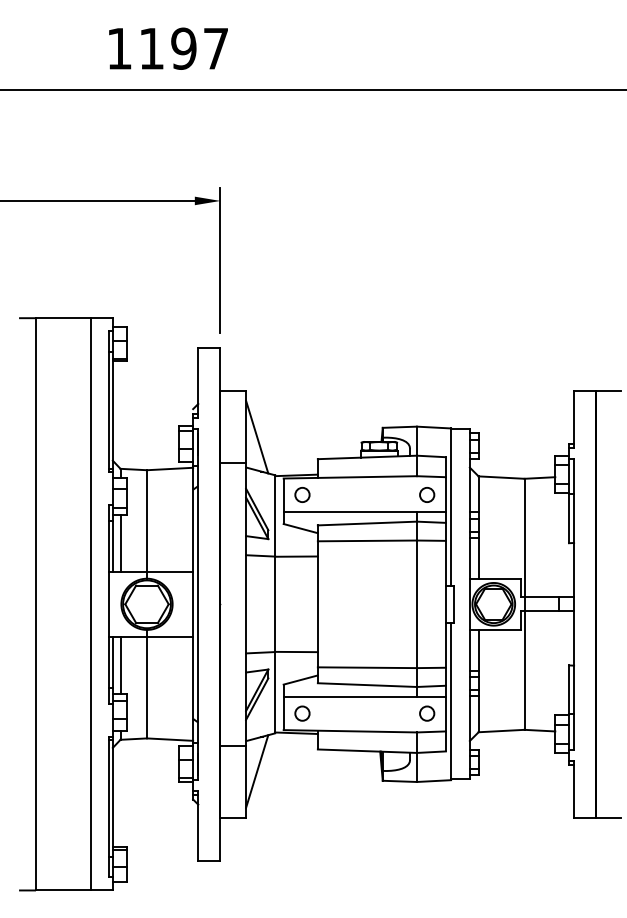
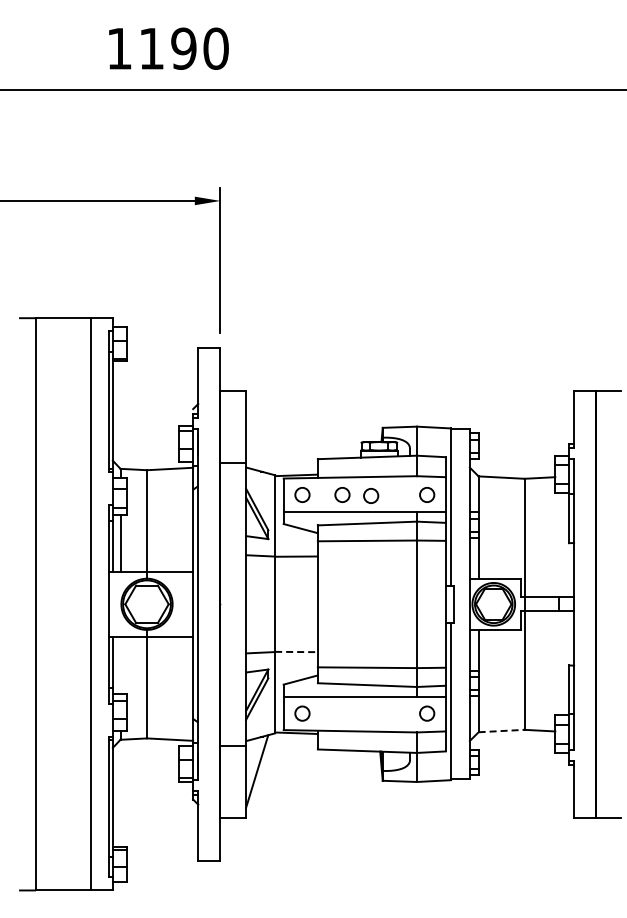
text: 1197 -> 1190 (215, 48)
line: present -> none (257, 436)
circle: none -> present (342, 494)
circle: none -> present (371, 495)
line: solid -> dashed (296, 652)
line: present -> none (120, 664)
line: solid -> dashed (501, 731)
